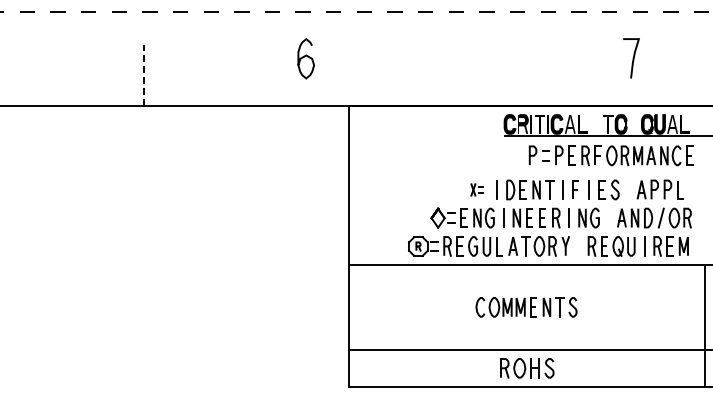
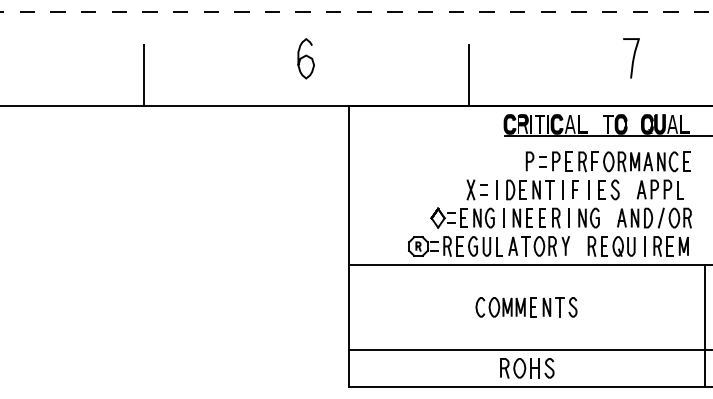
line: dashed -> solid (143, 74)
line: none -> present (468, 74)
part position: (610, 155) -> (607, 161) (607, 161)
part size: 14x14 px -> 22x22 px (476, 189)
